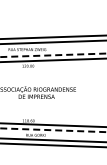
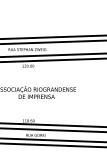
line: dashed -> solid (53, 55)
line: dashed -> solid (53, 130)
